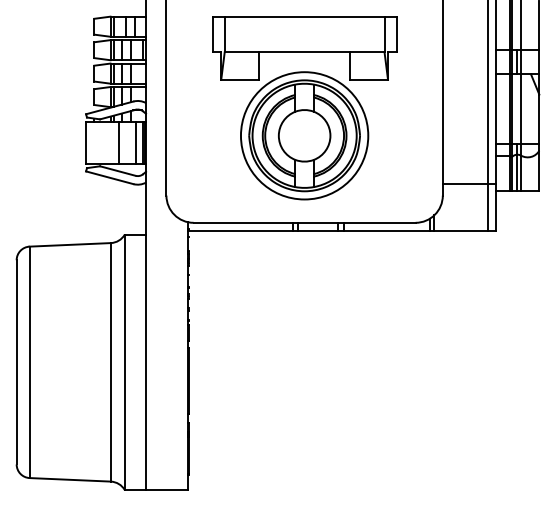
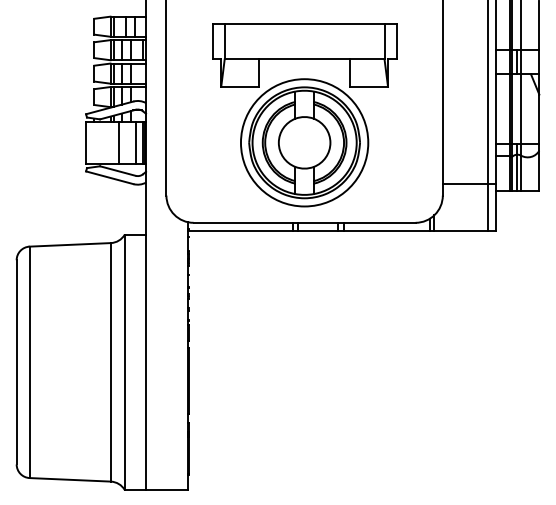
part position: (304, 108) -> (304, 115) (304, 115)
